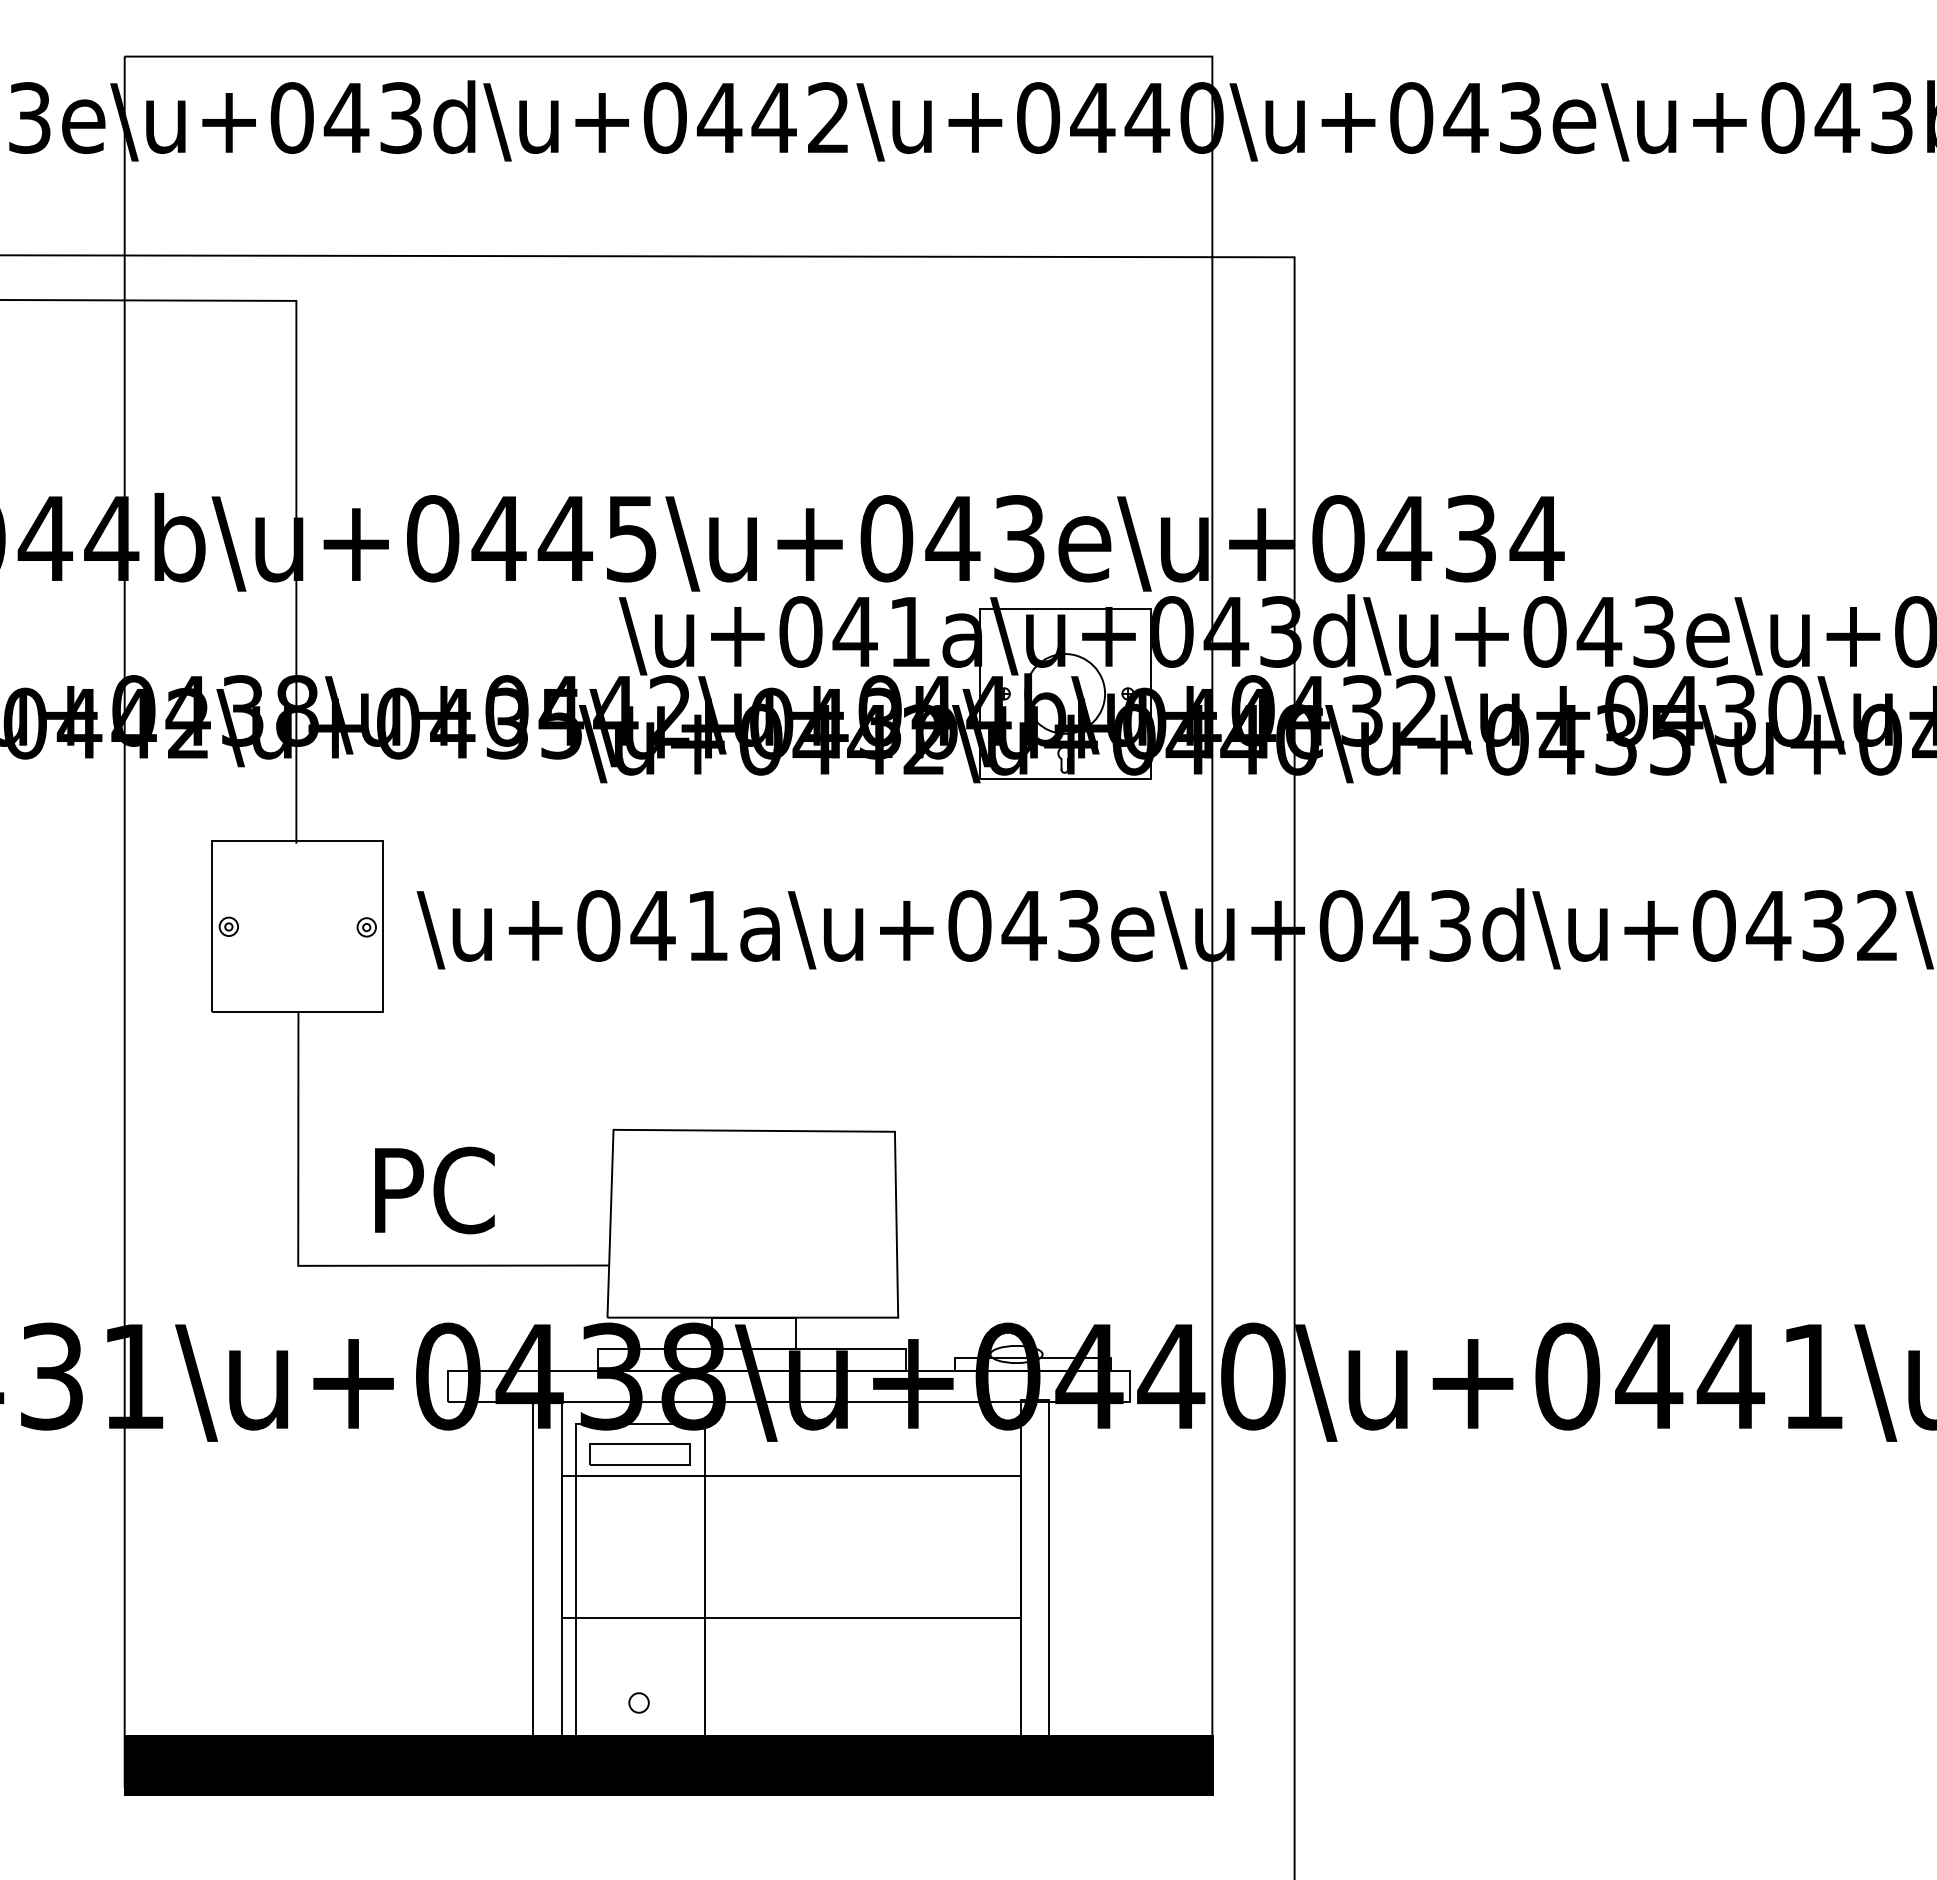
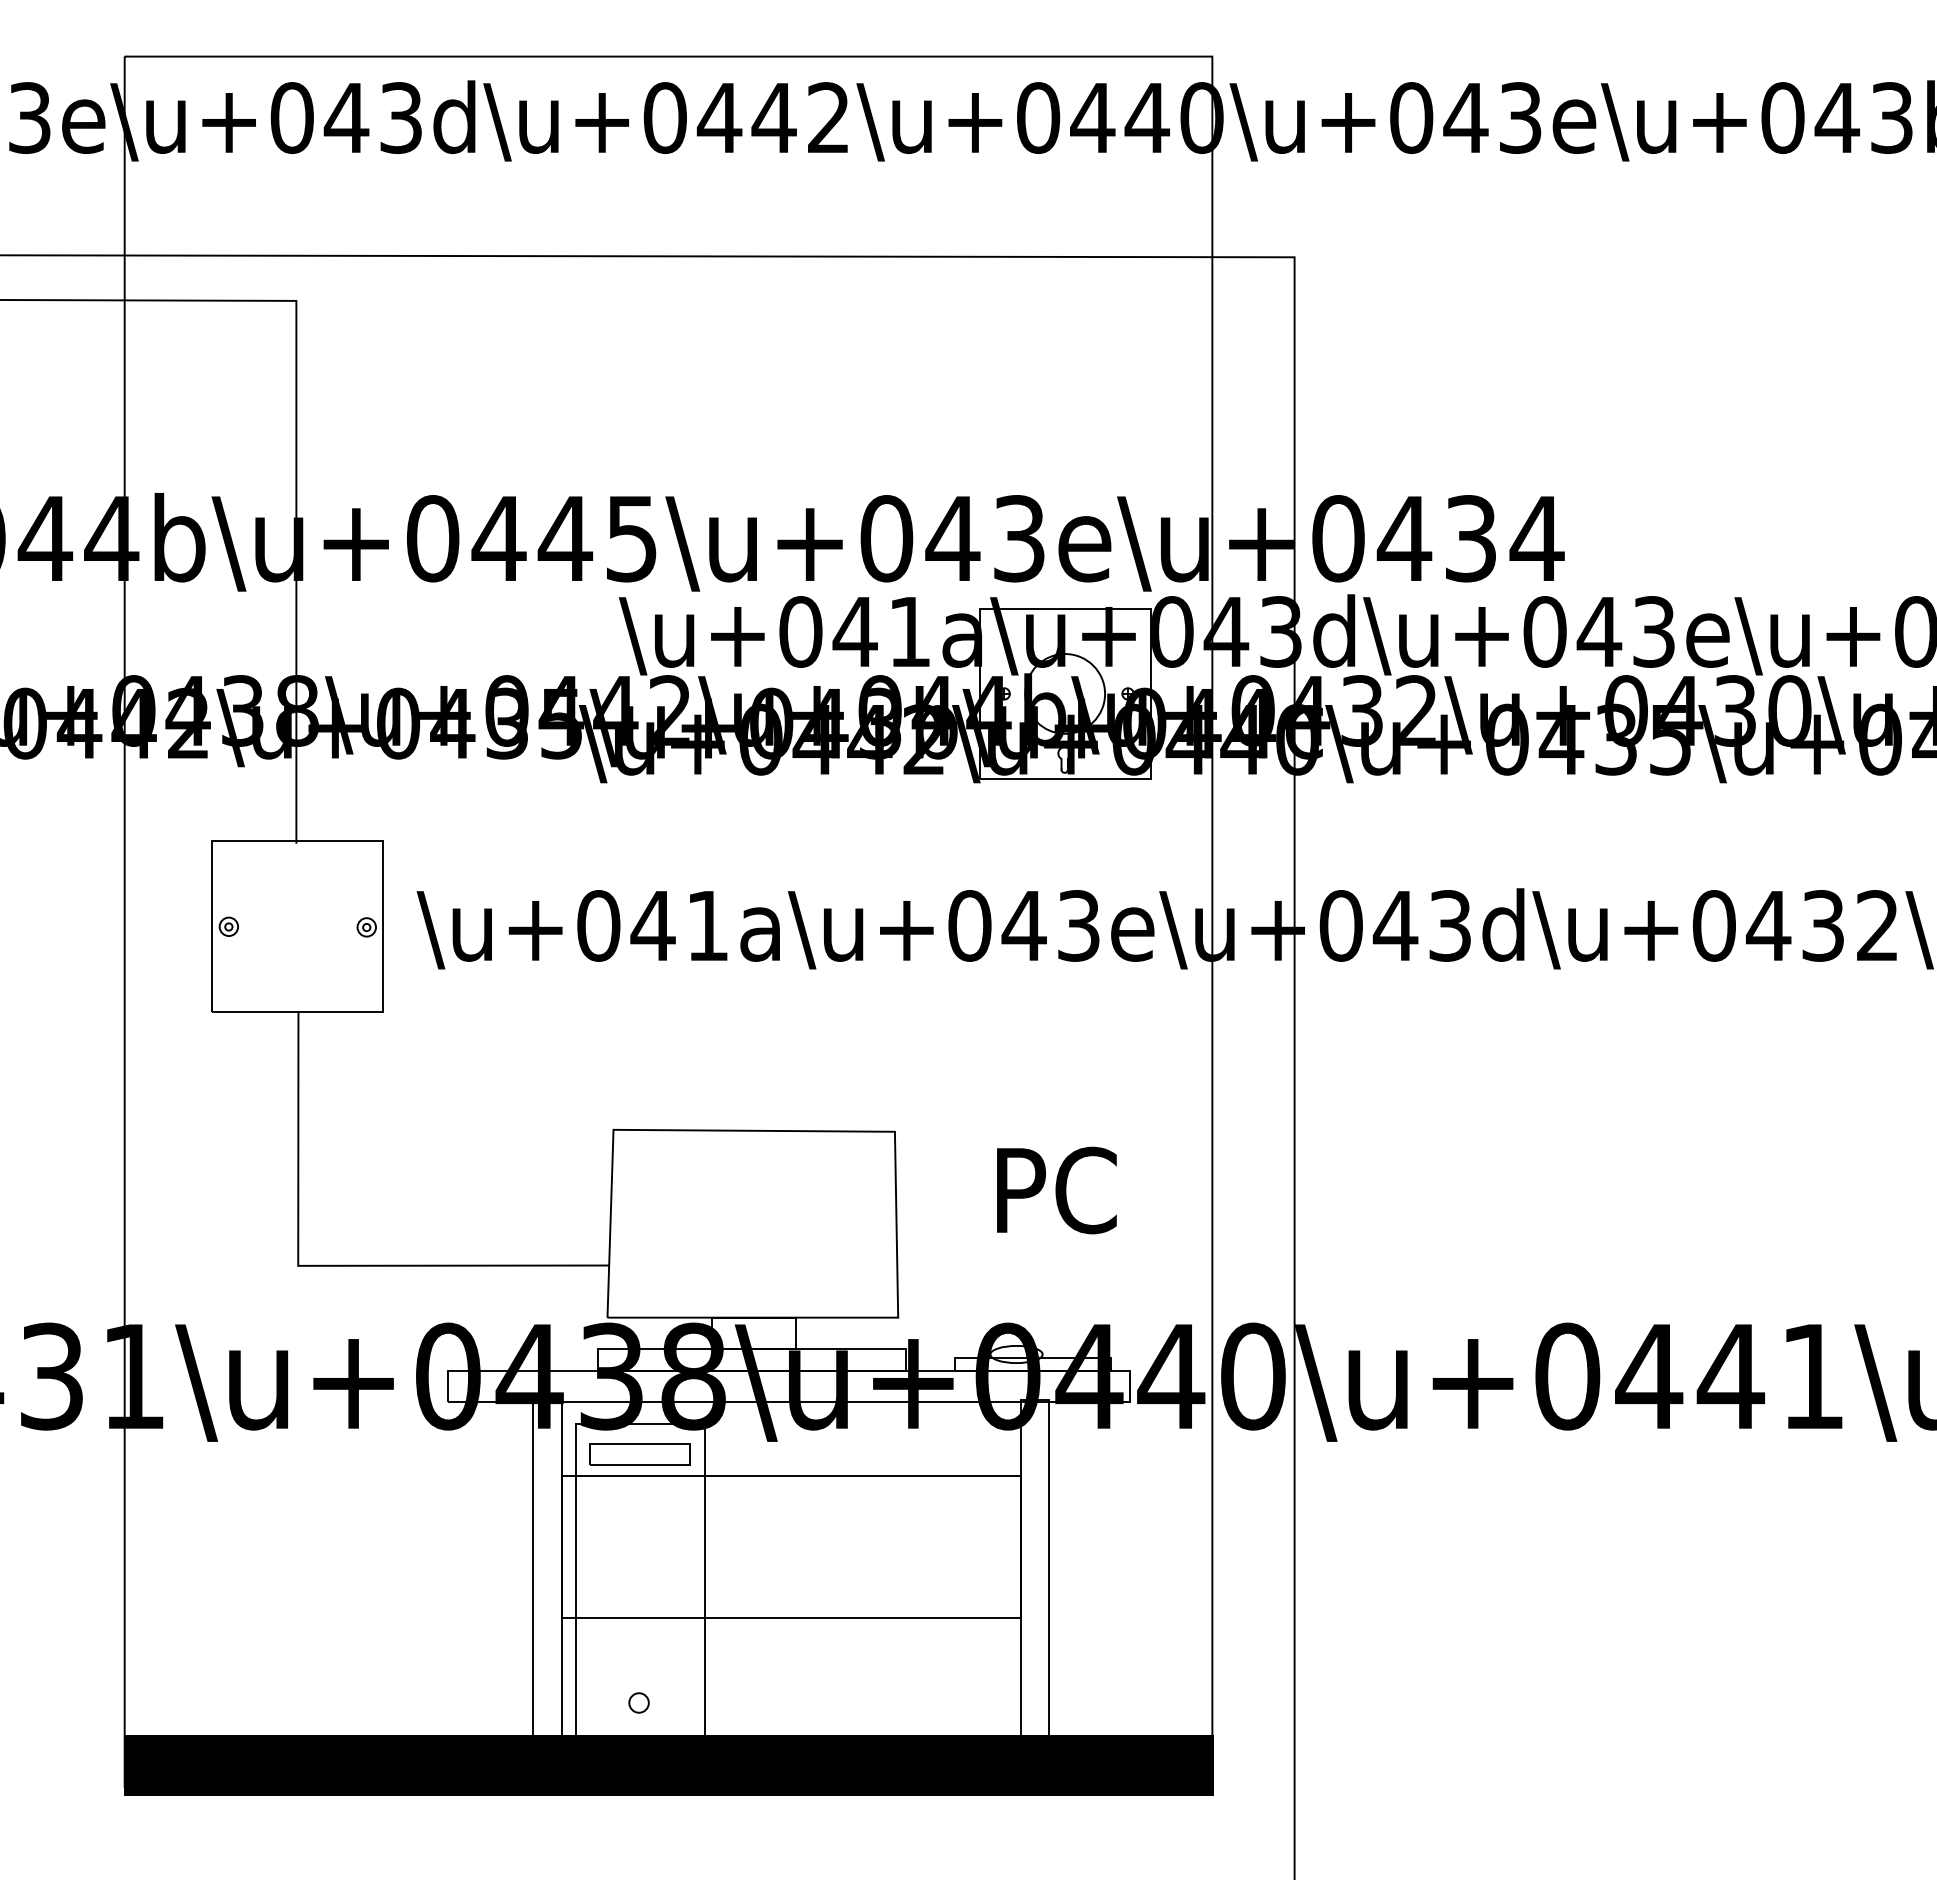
text position: (434, 1190) -> (1056, 1190) (1056, 1190)
